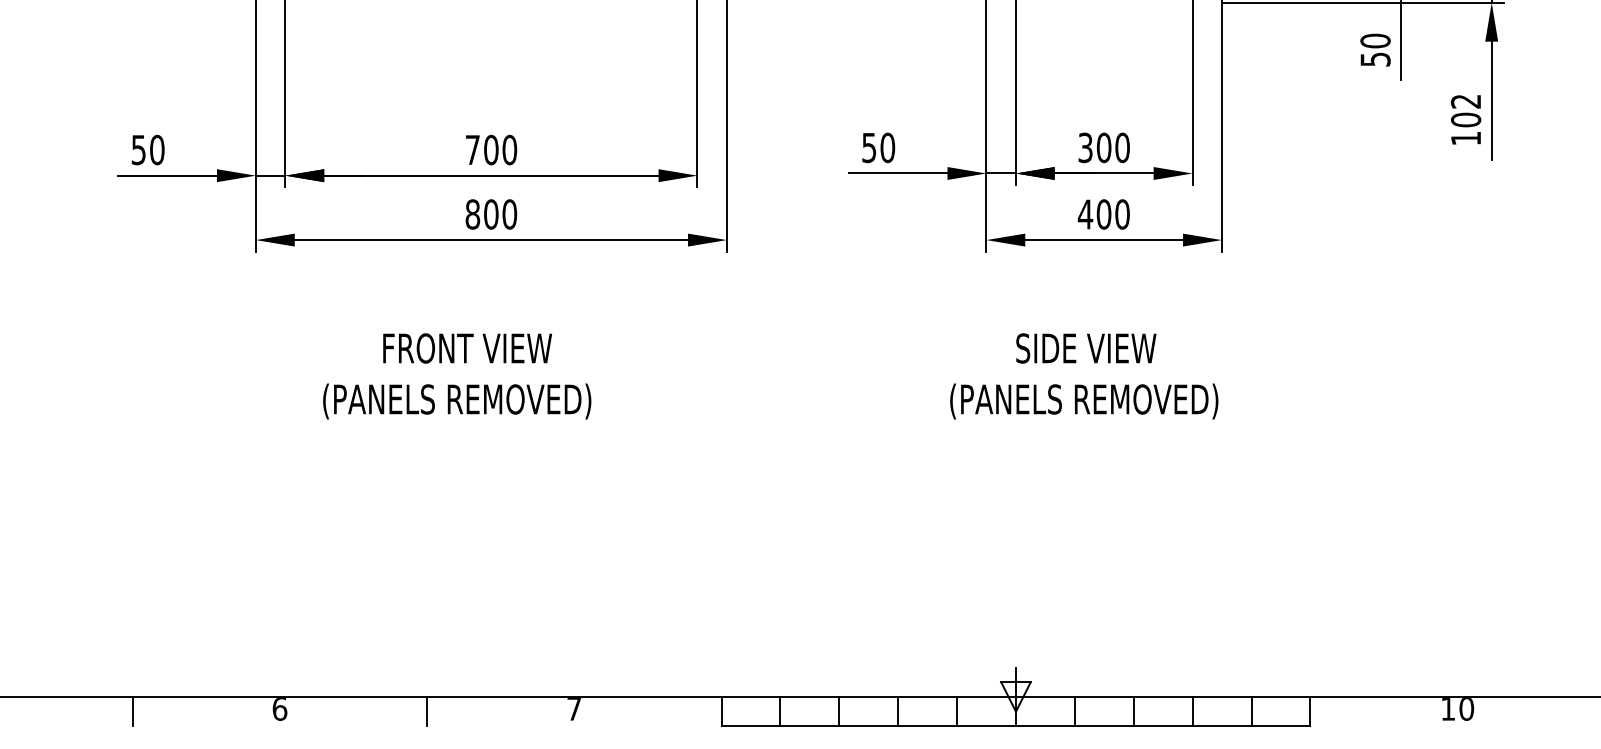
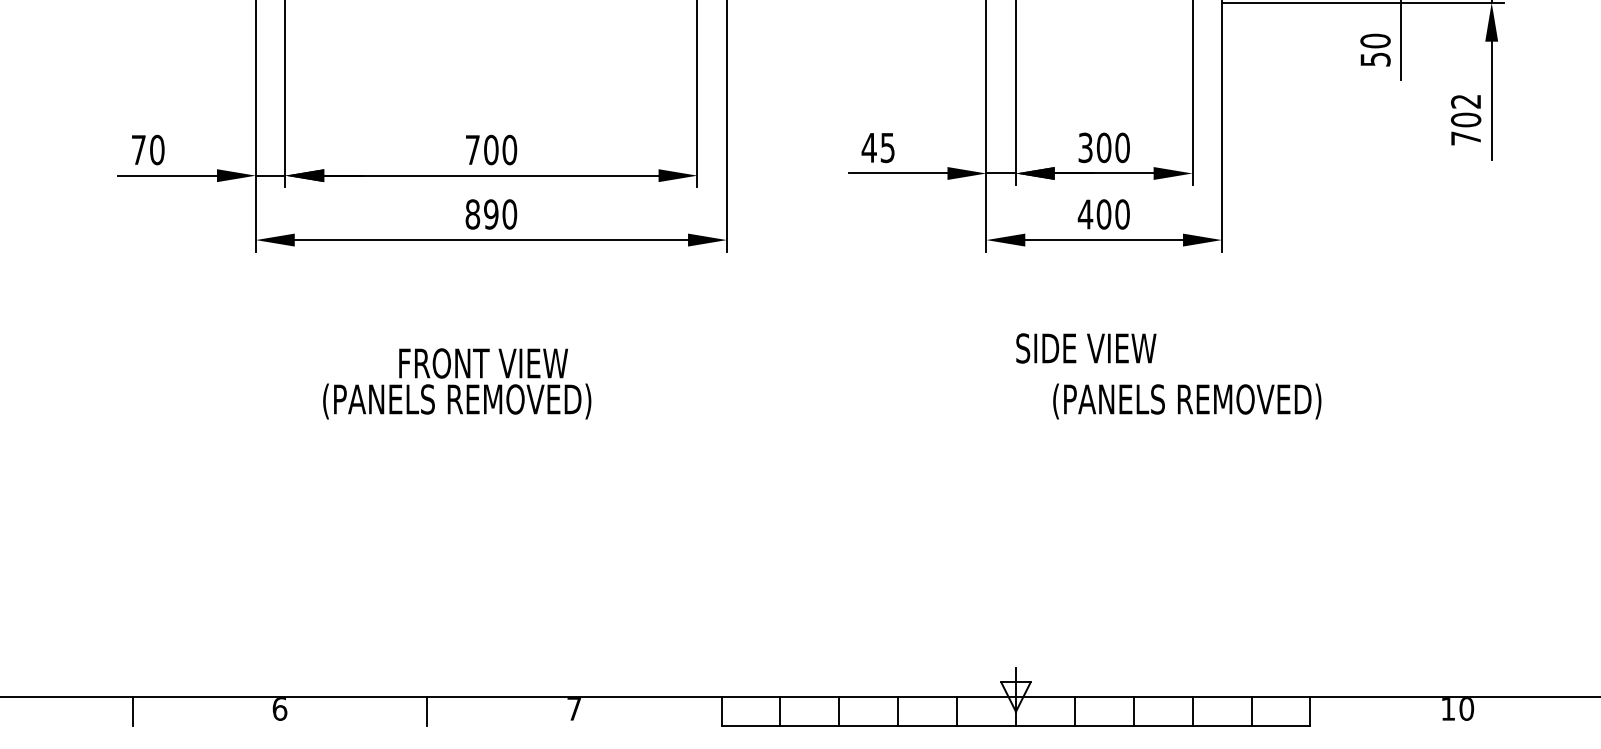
text: 102 -> 702 (1465, 138)
text: 50 -> 45 (878, 147)
text: 50 -> 70 (138, 150)
text: 800 -> 890 (491, 214)
text position: (467, 348) -> (483, 363) (483, 363)
text position: (1084, 401) -> (1187, 401) (1187, 401)
